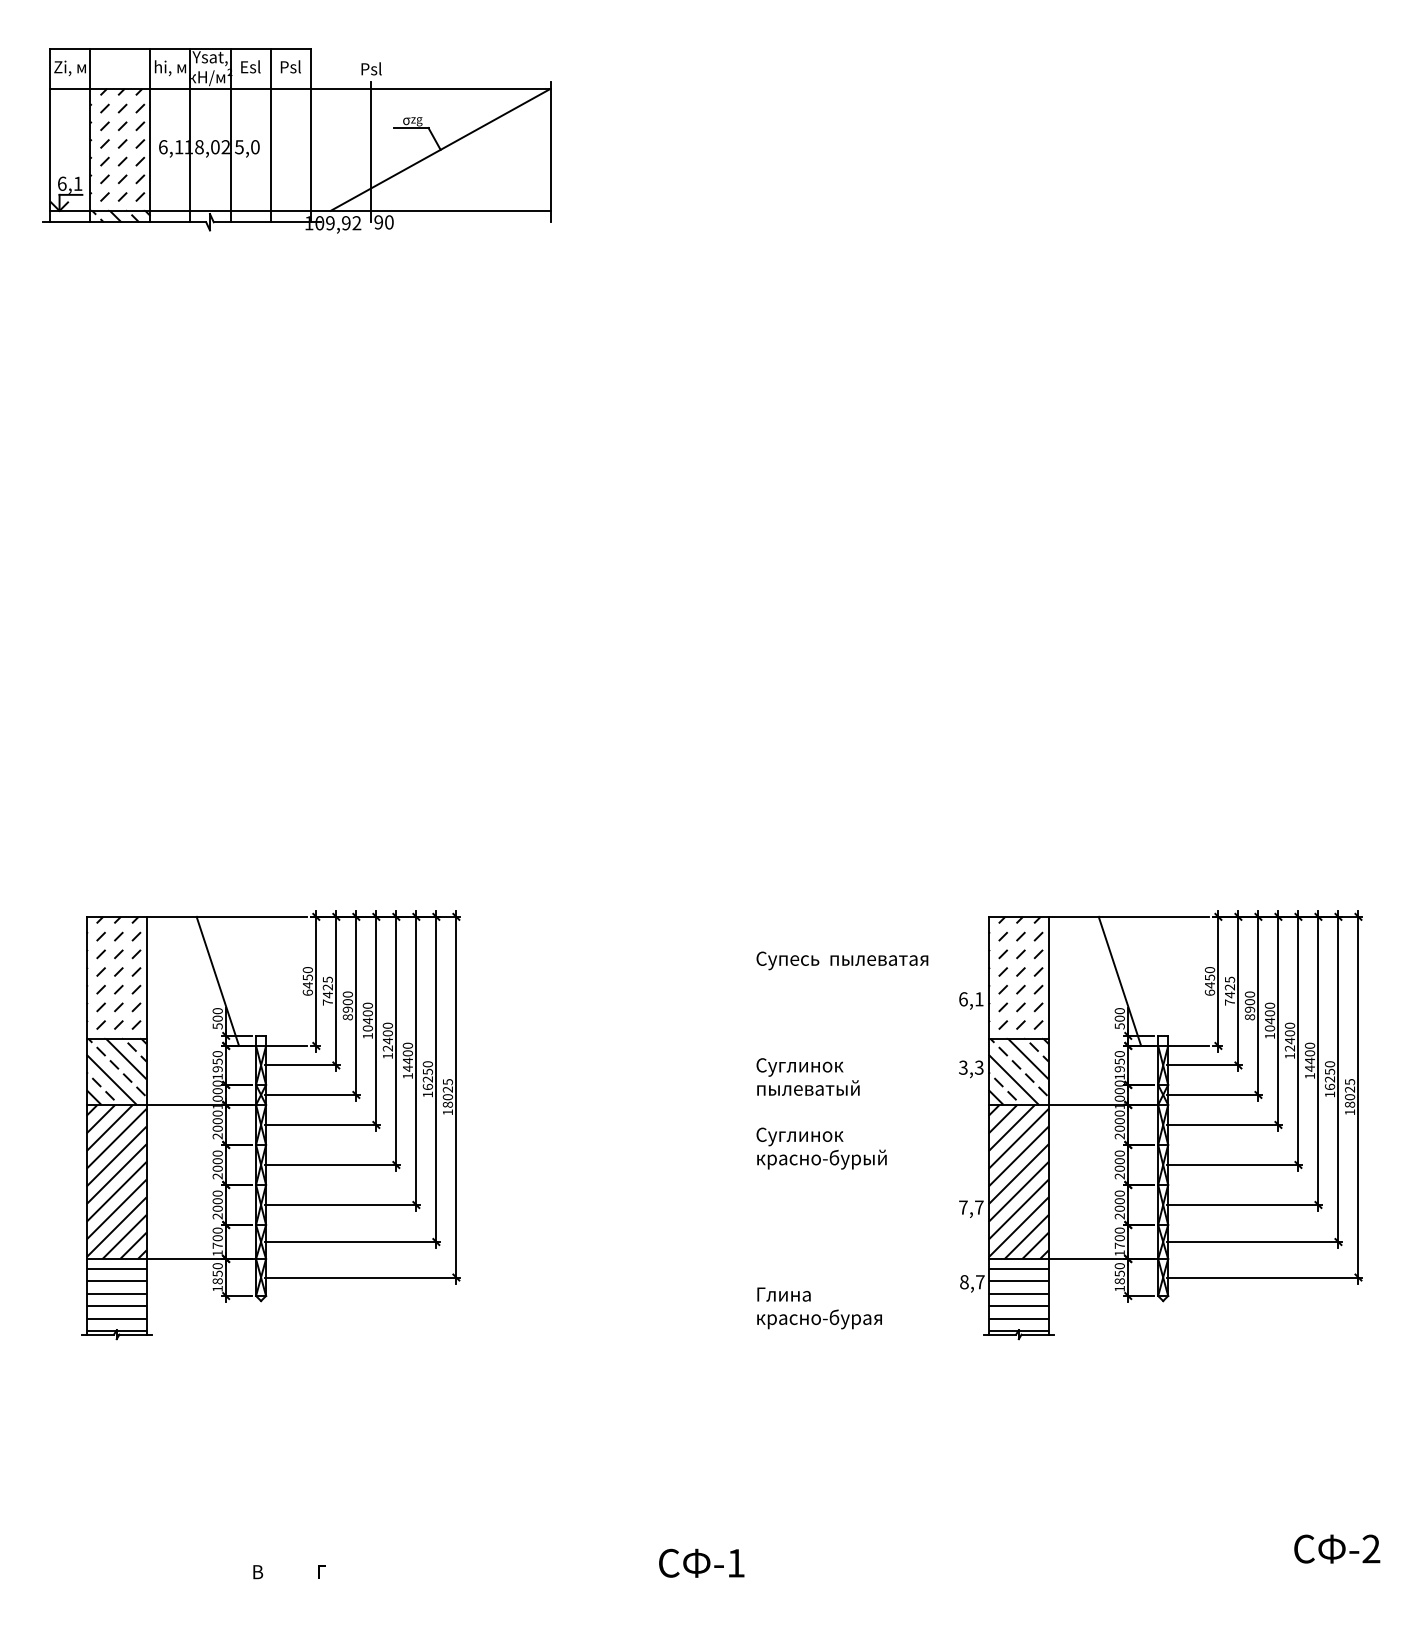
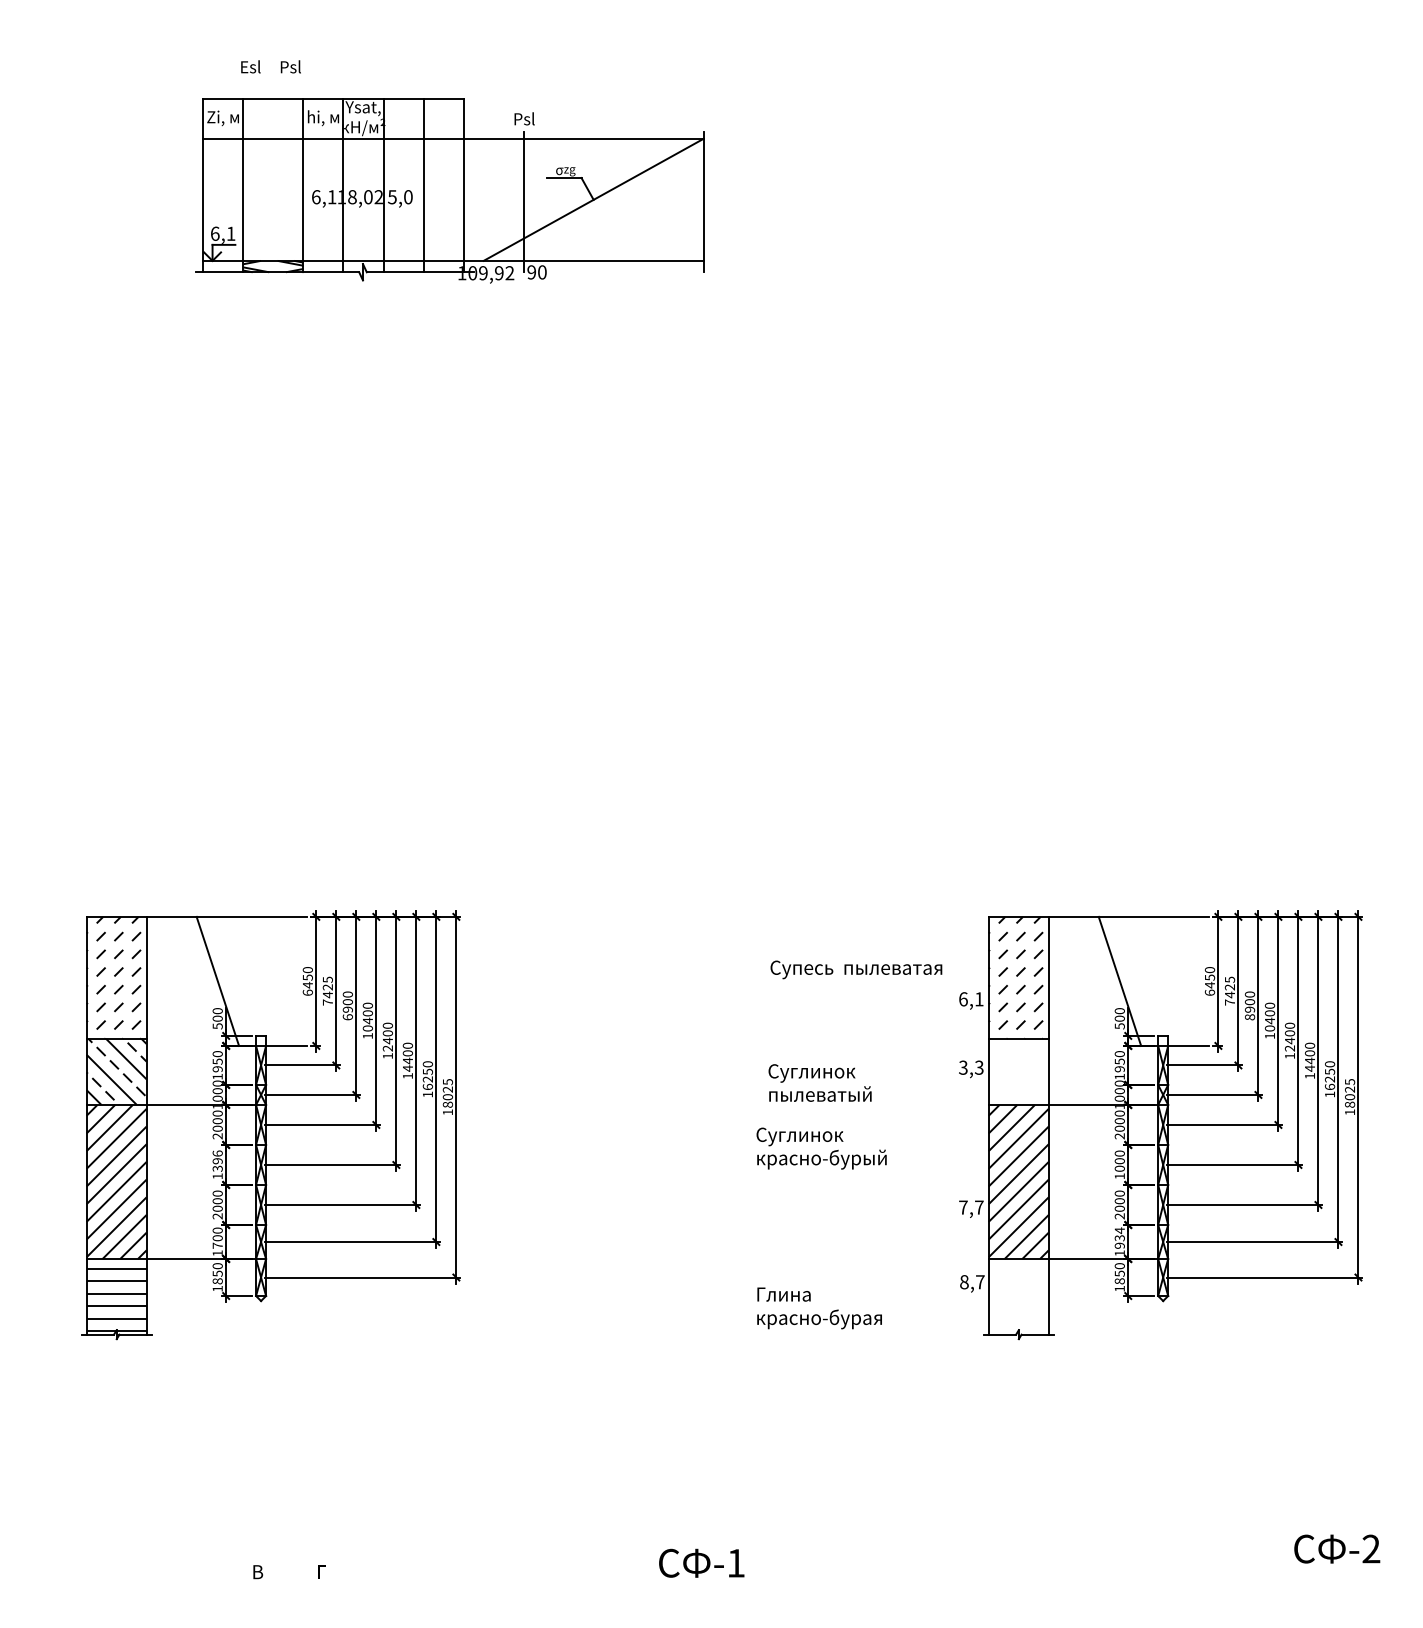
part position: (296, 140) -> (449, 190) (449, 190)
text position: (842, 960) -> (856, 969) (856, 969)
text: 8900 -> 6900 (347, 1017)
hatch: present -> none (1018, 1071)
text position: (807, 1076) -> (819, 1082) (819, 1082)
text: 2000 -> 1396 (217, 1164)
text: 2000 -> 1000 (1119, 1176)
text: 1700 -> 1934 (1119, 1237)
hatch: present -> none (1018, 1299)
